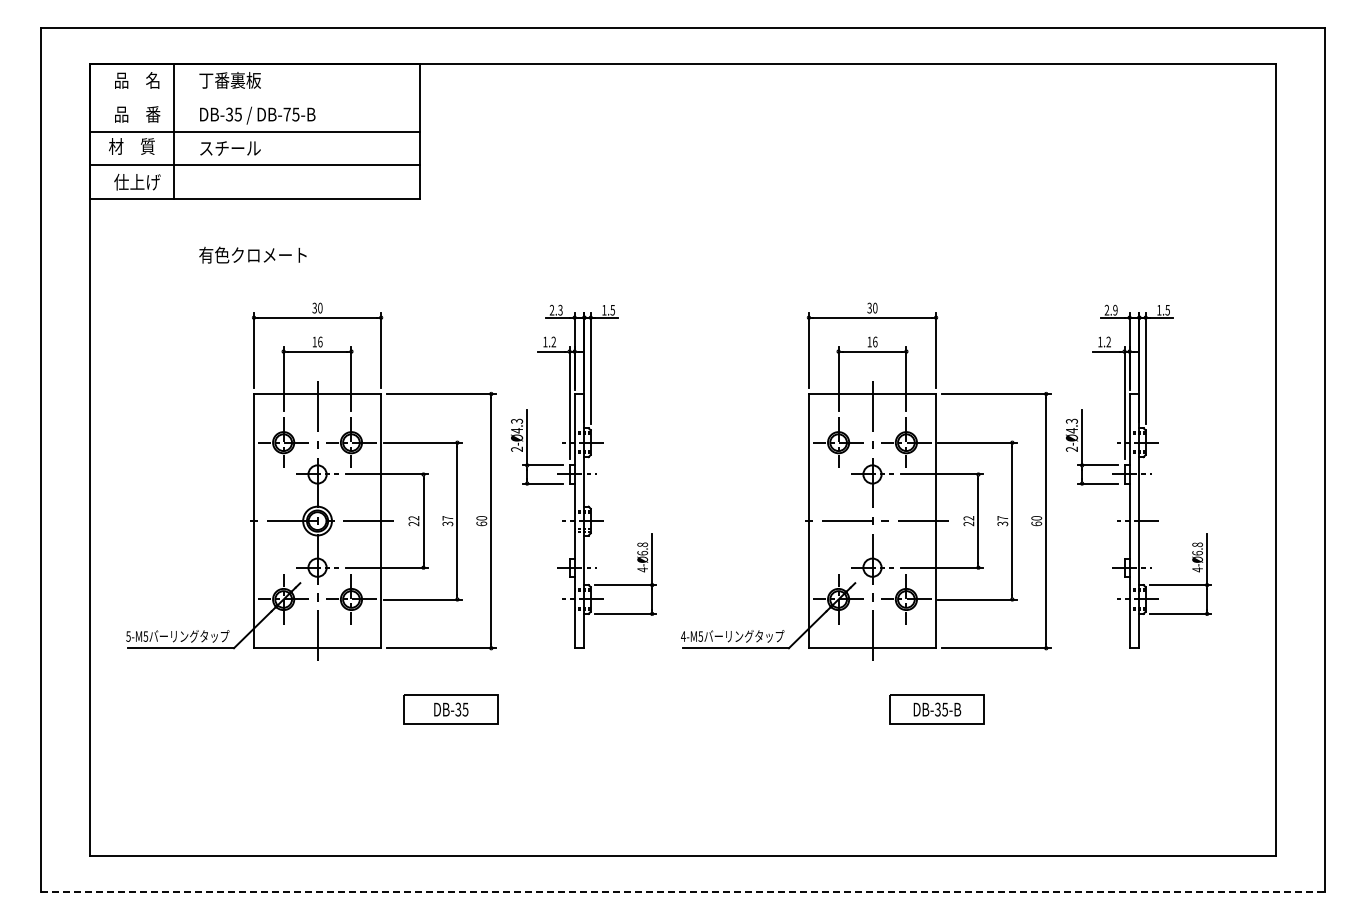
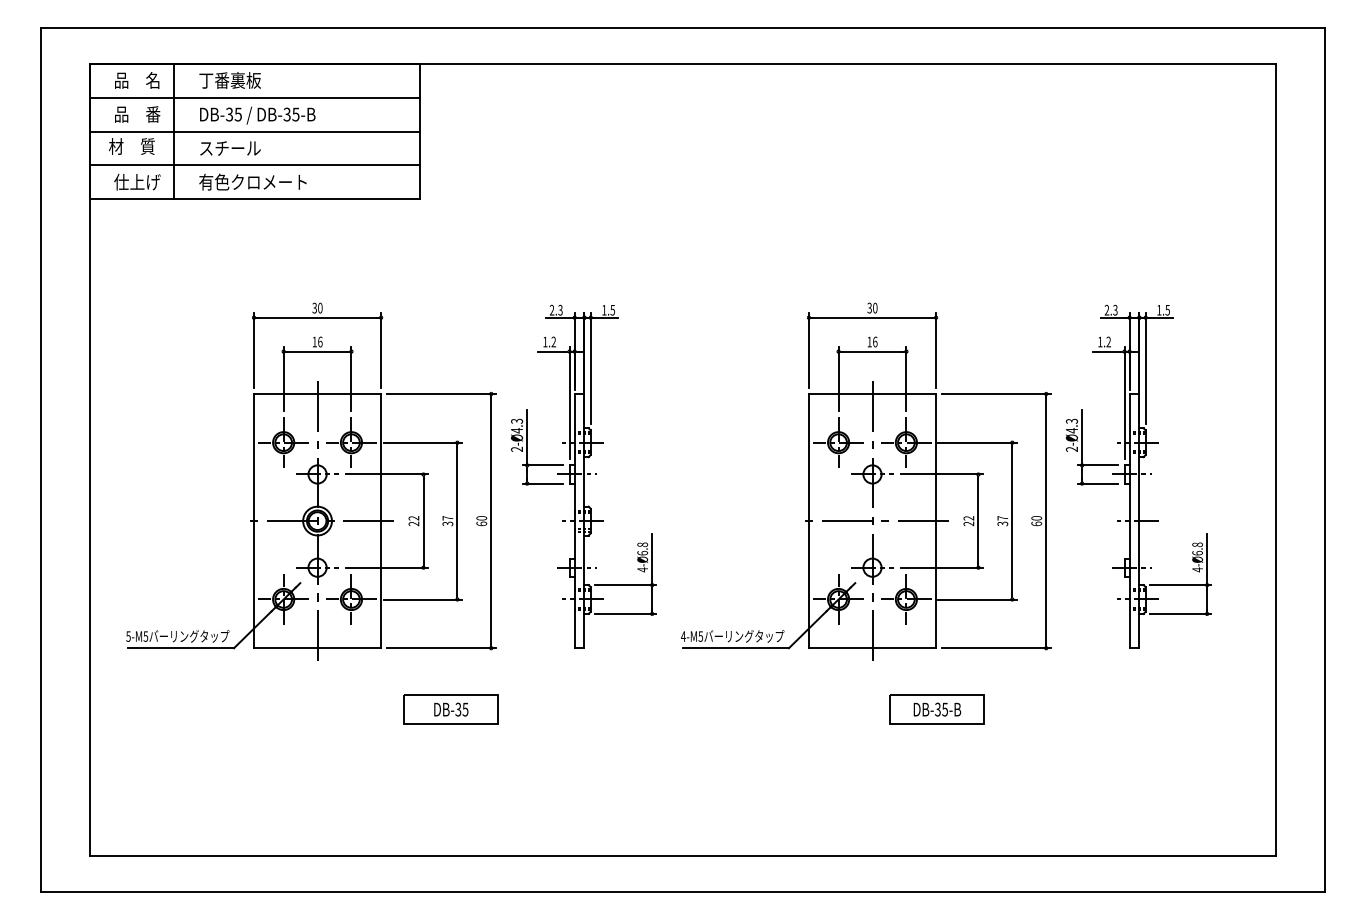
line: none -> present (254, 97)
text: DB-75-B -> DB-35-B (286, 114)
text position: (252, 254) -> (252, 181) (252, 181)
text: 2.9 -> 2.3 (1115, 310)
line: dashed -> solid (683, 892)
